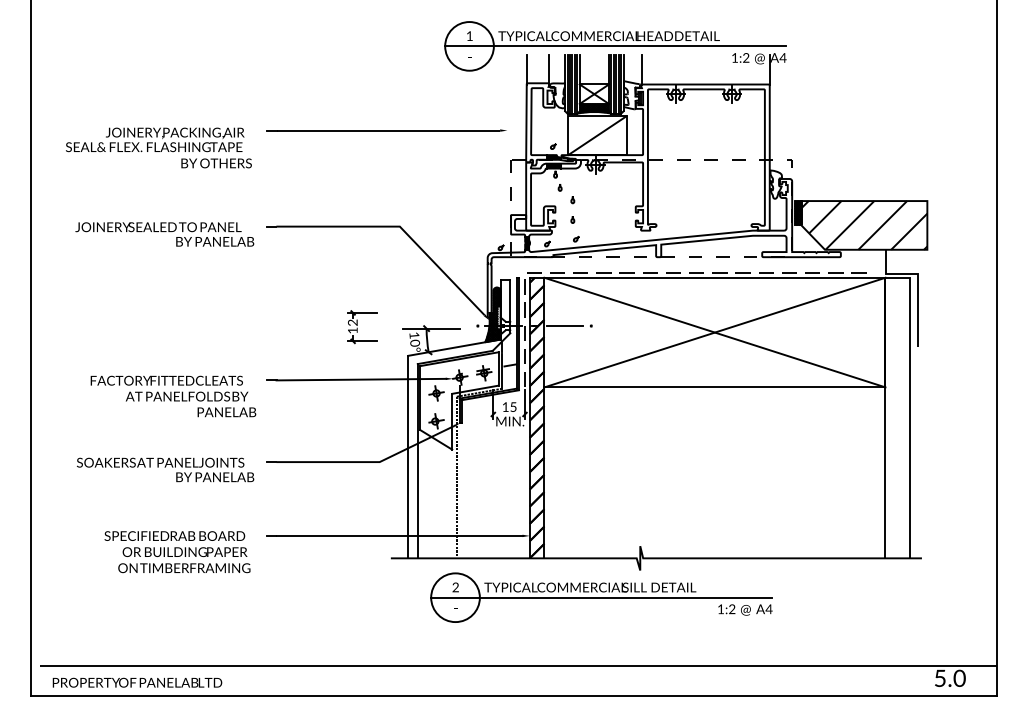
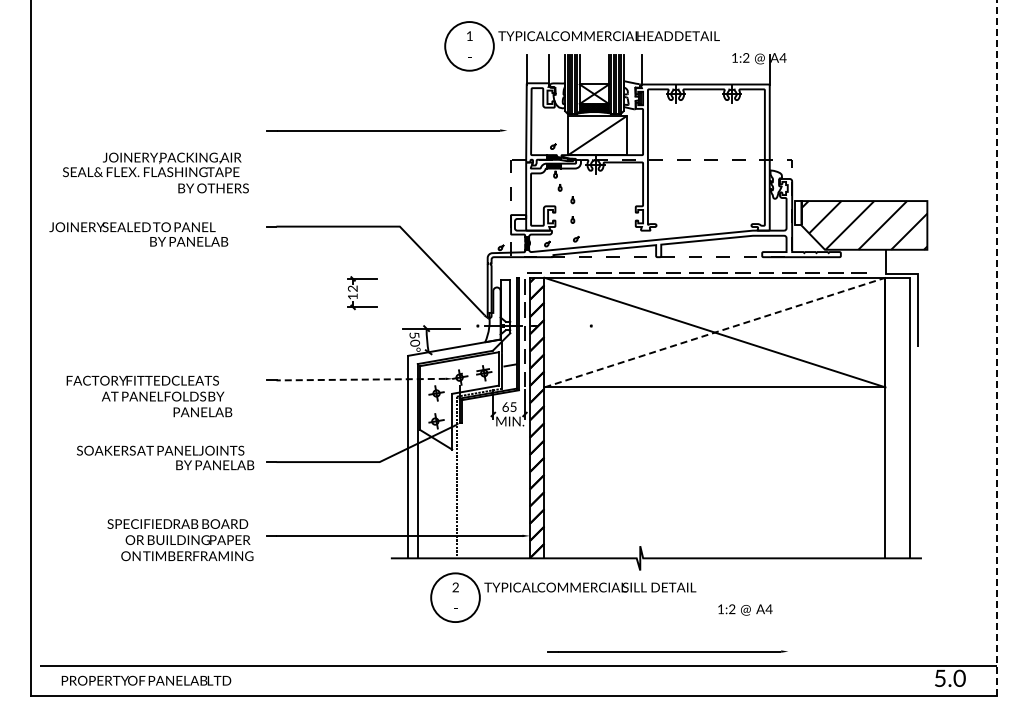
line: present -> none (615, 46)
text position: (158, 147) -> (155, 172) (155, 172)
hatch: present -> none (798, 213)
text position: (164, 234) -> (138, 234) (138, 234)
hatch: present -> none (492, 314)
line: present -> none (564, 326)
part position: (362, 327) -> (362, 293) (362, 293)
line: solid -> dashed (715, 332)
text: 10° -> 50° (414, 335)
line: solid -> dashed (997, 348)
line: solid -> dashed (361, 379)
text position: (173, 396) -> (149, 396) (149, 396)
text: 15 -> 65 (505, 406)
text position: (165, 469) -> (165, 457) (165, 457)
text position: (177, 552) -> (180, 540) (180, 540)
line: present -> none (601, 597)
line: none -> present (667, 651)
text position: (137, 682) -> (146, 680) (146, 680)
